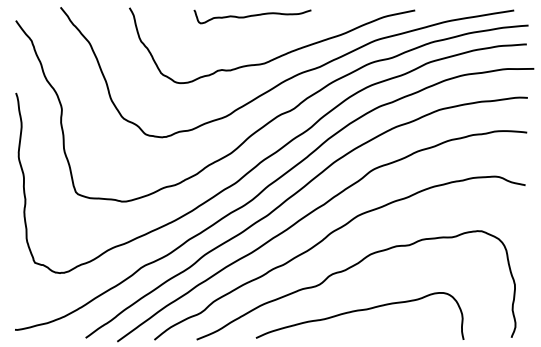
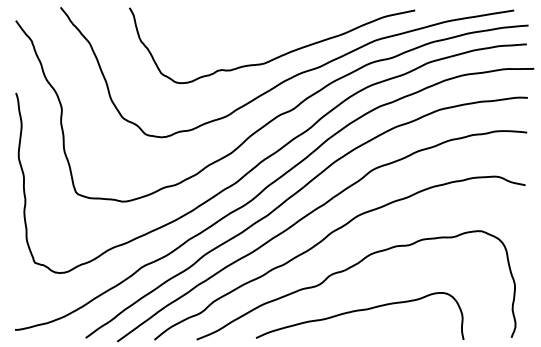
curve: present -> none (252, 16)
